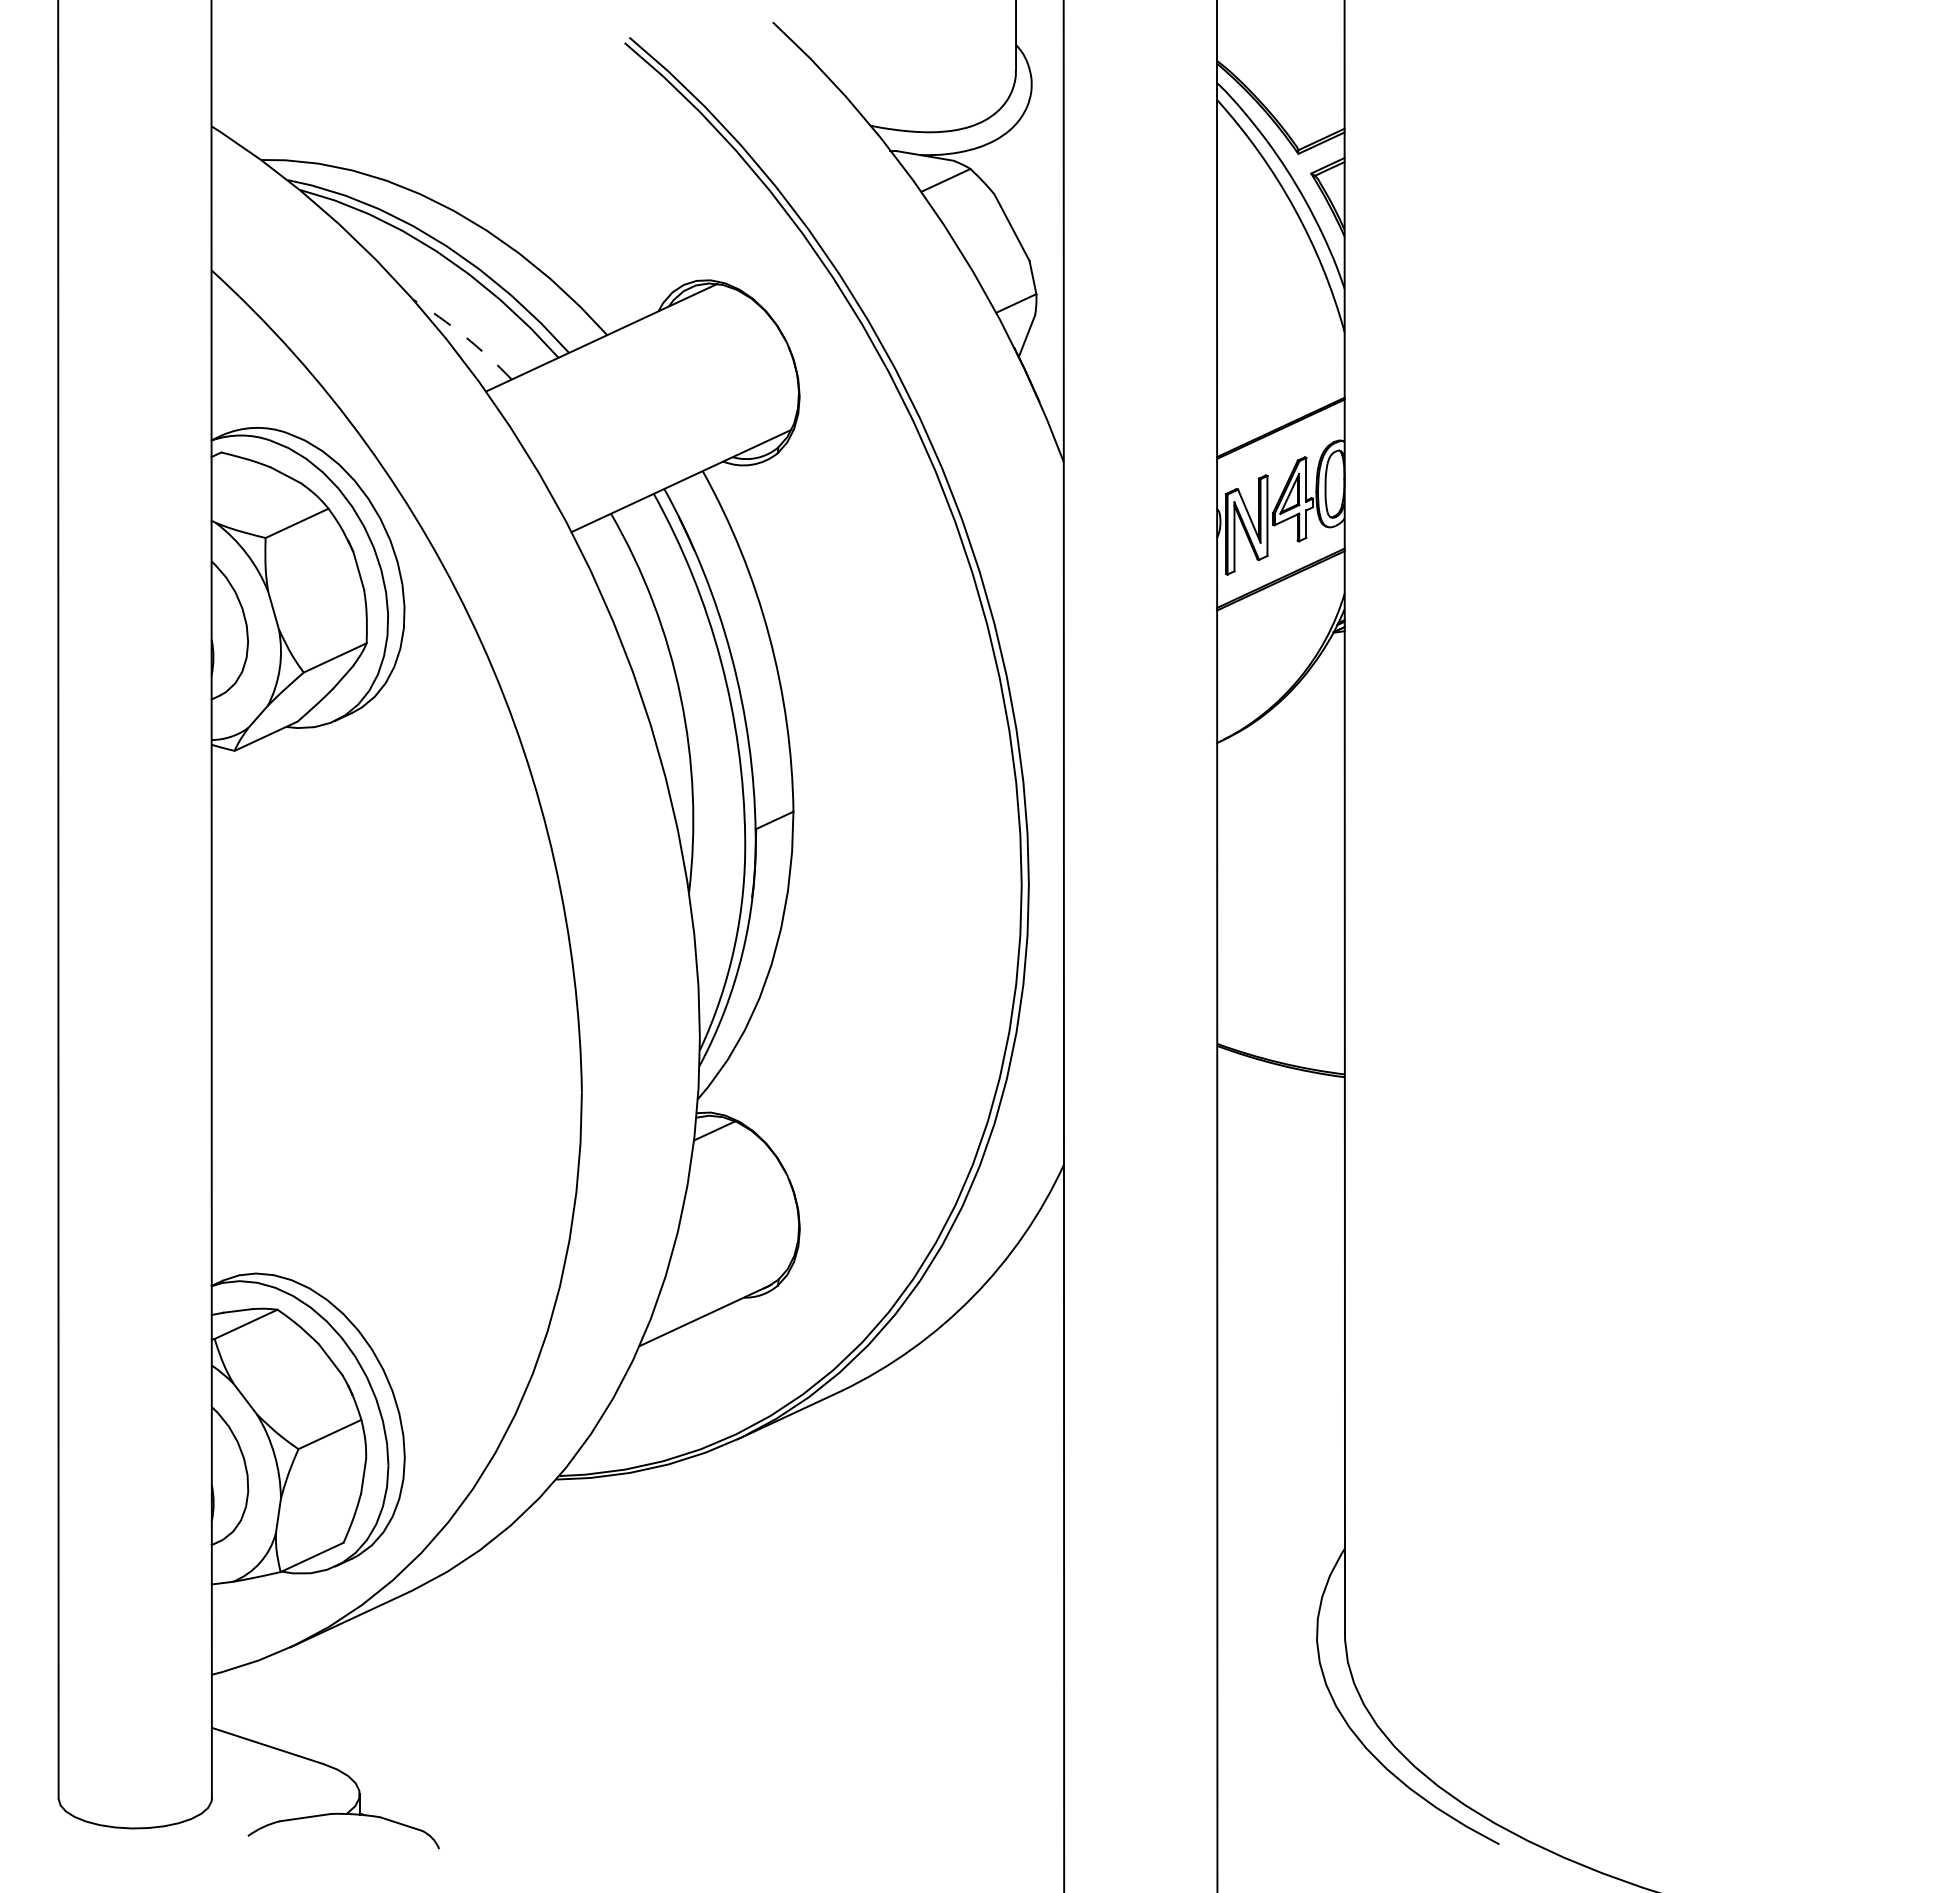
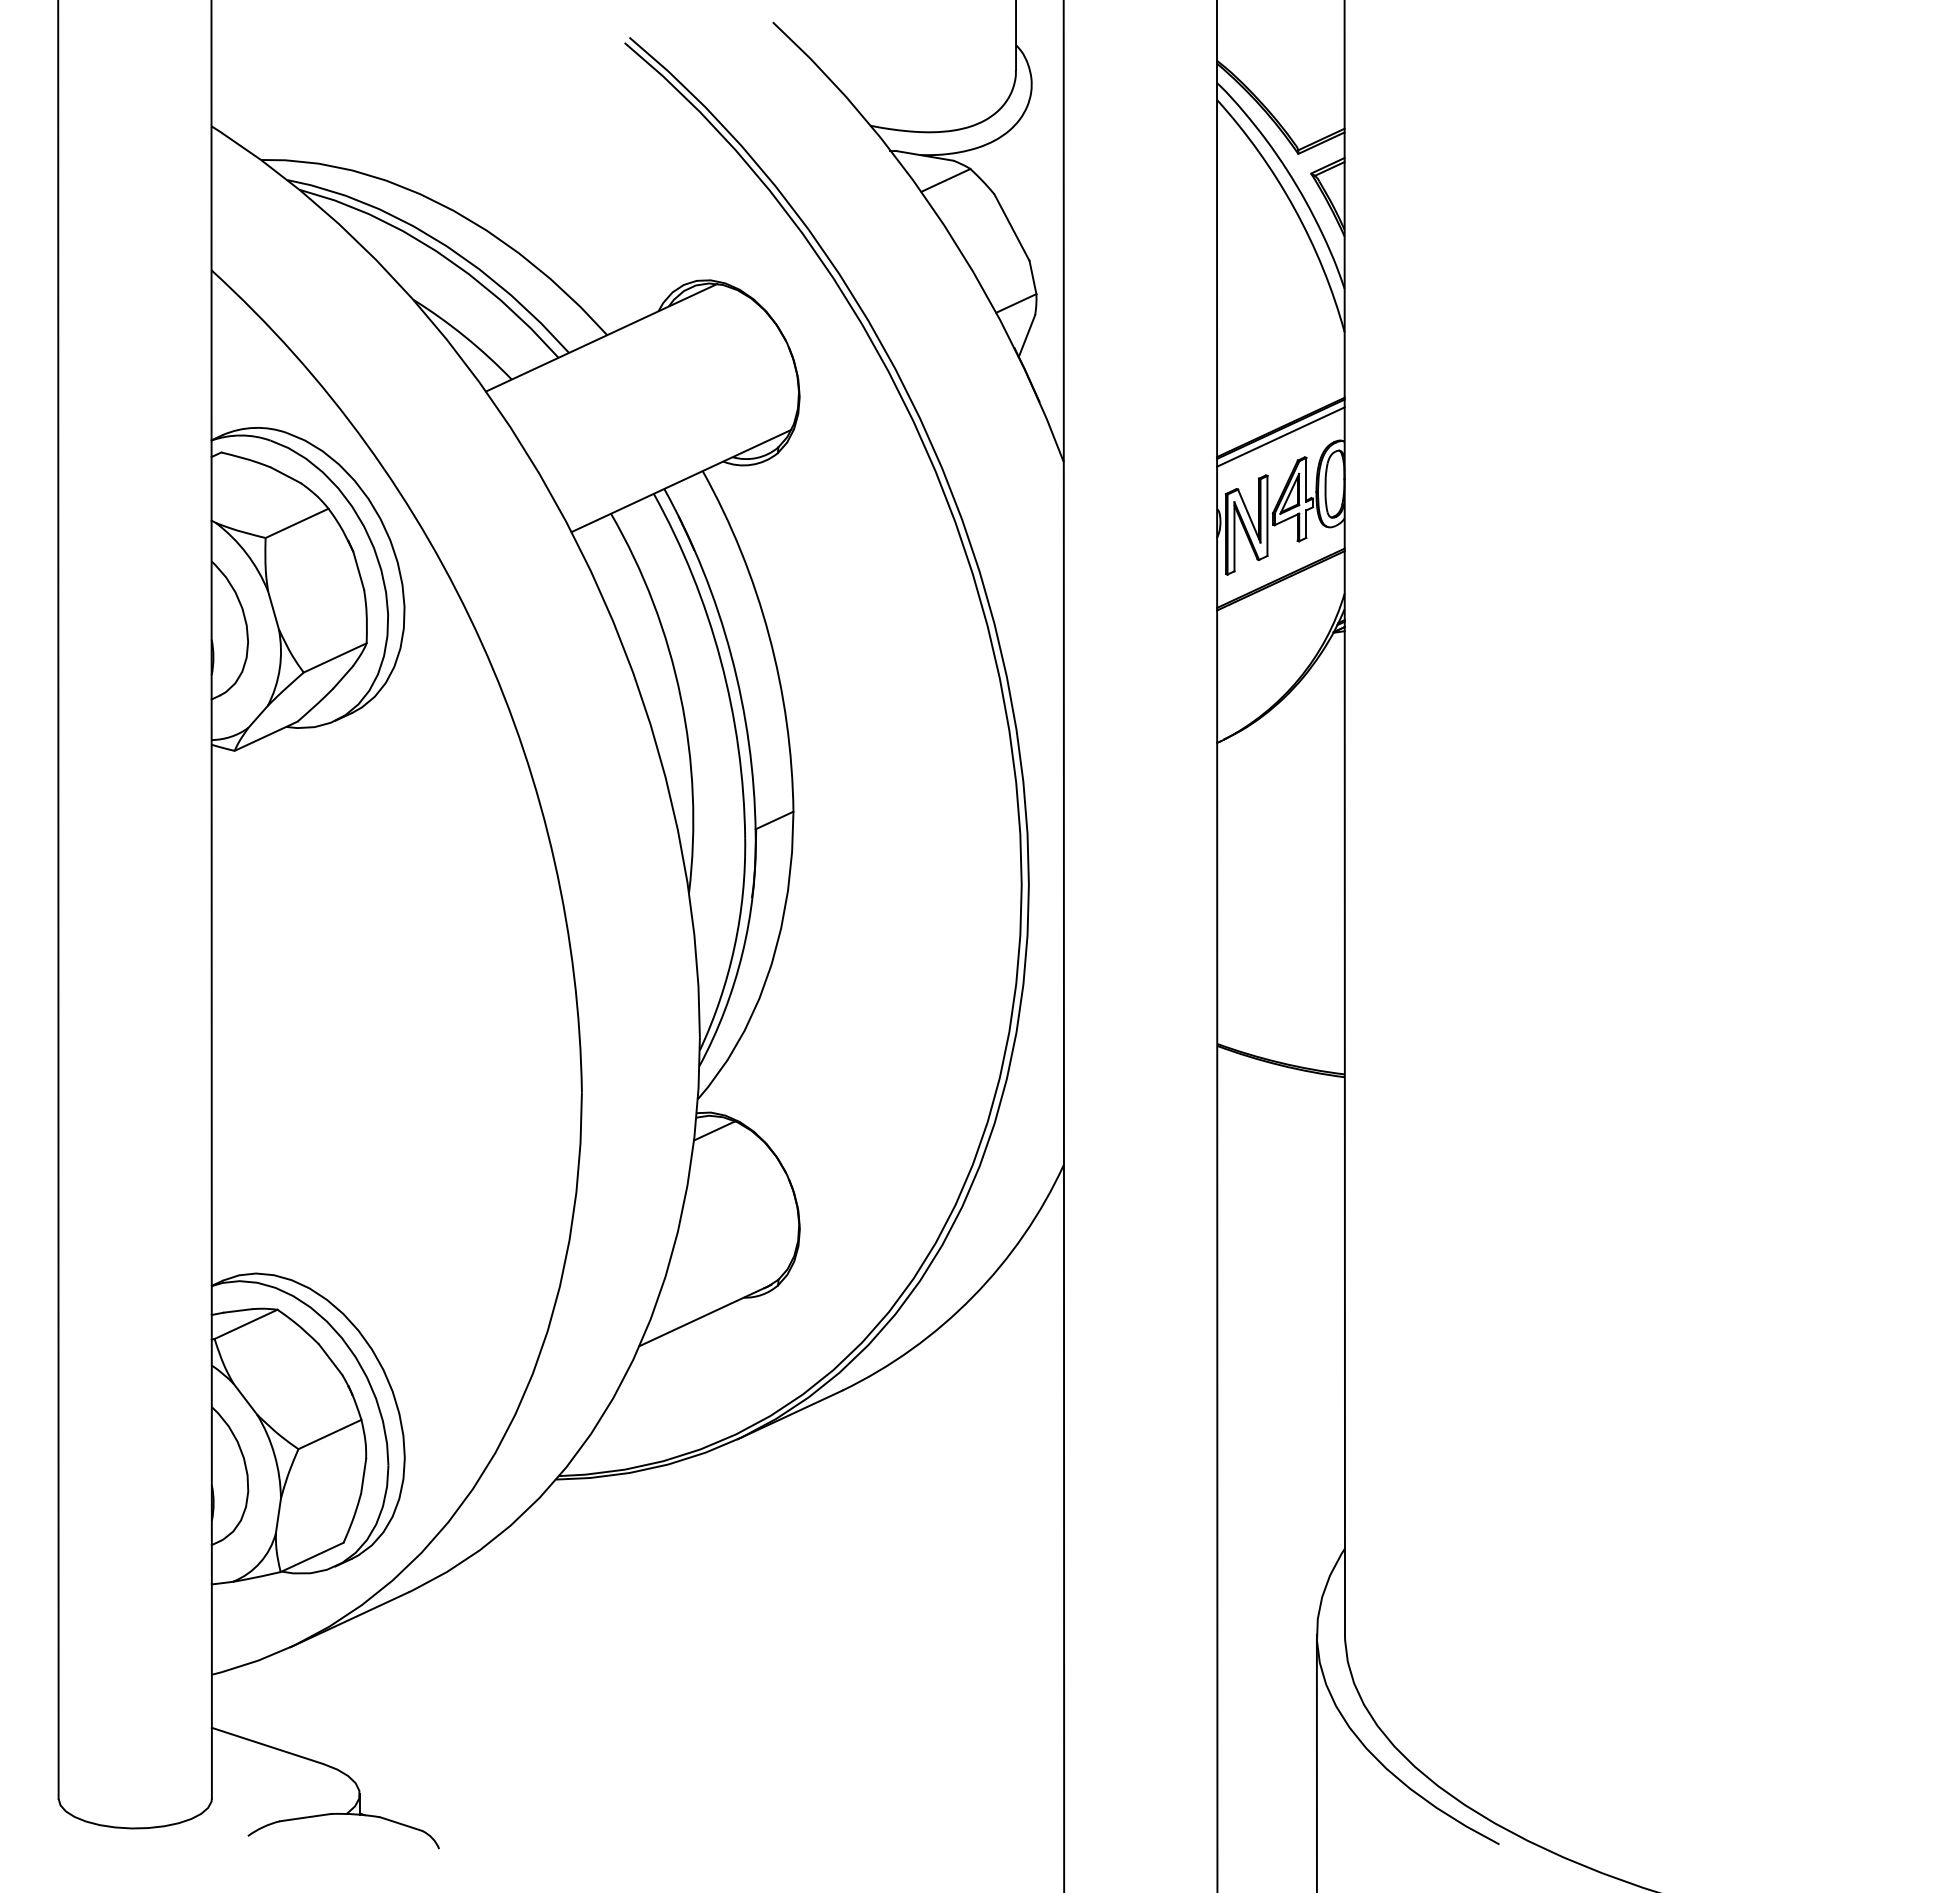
arc: dashed -> solid (464, 336)
line: none -> present (1280, 436)
line: none -> present (1316, 1761)
